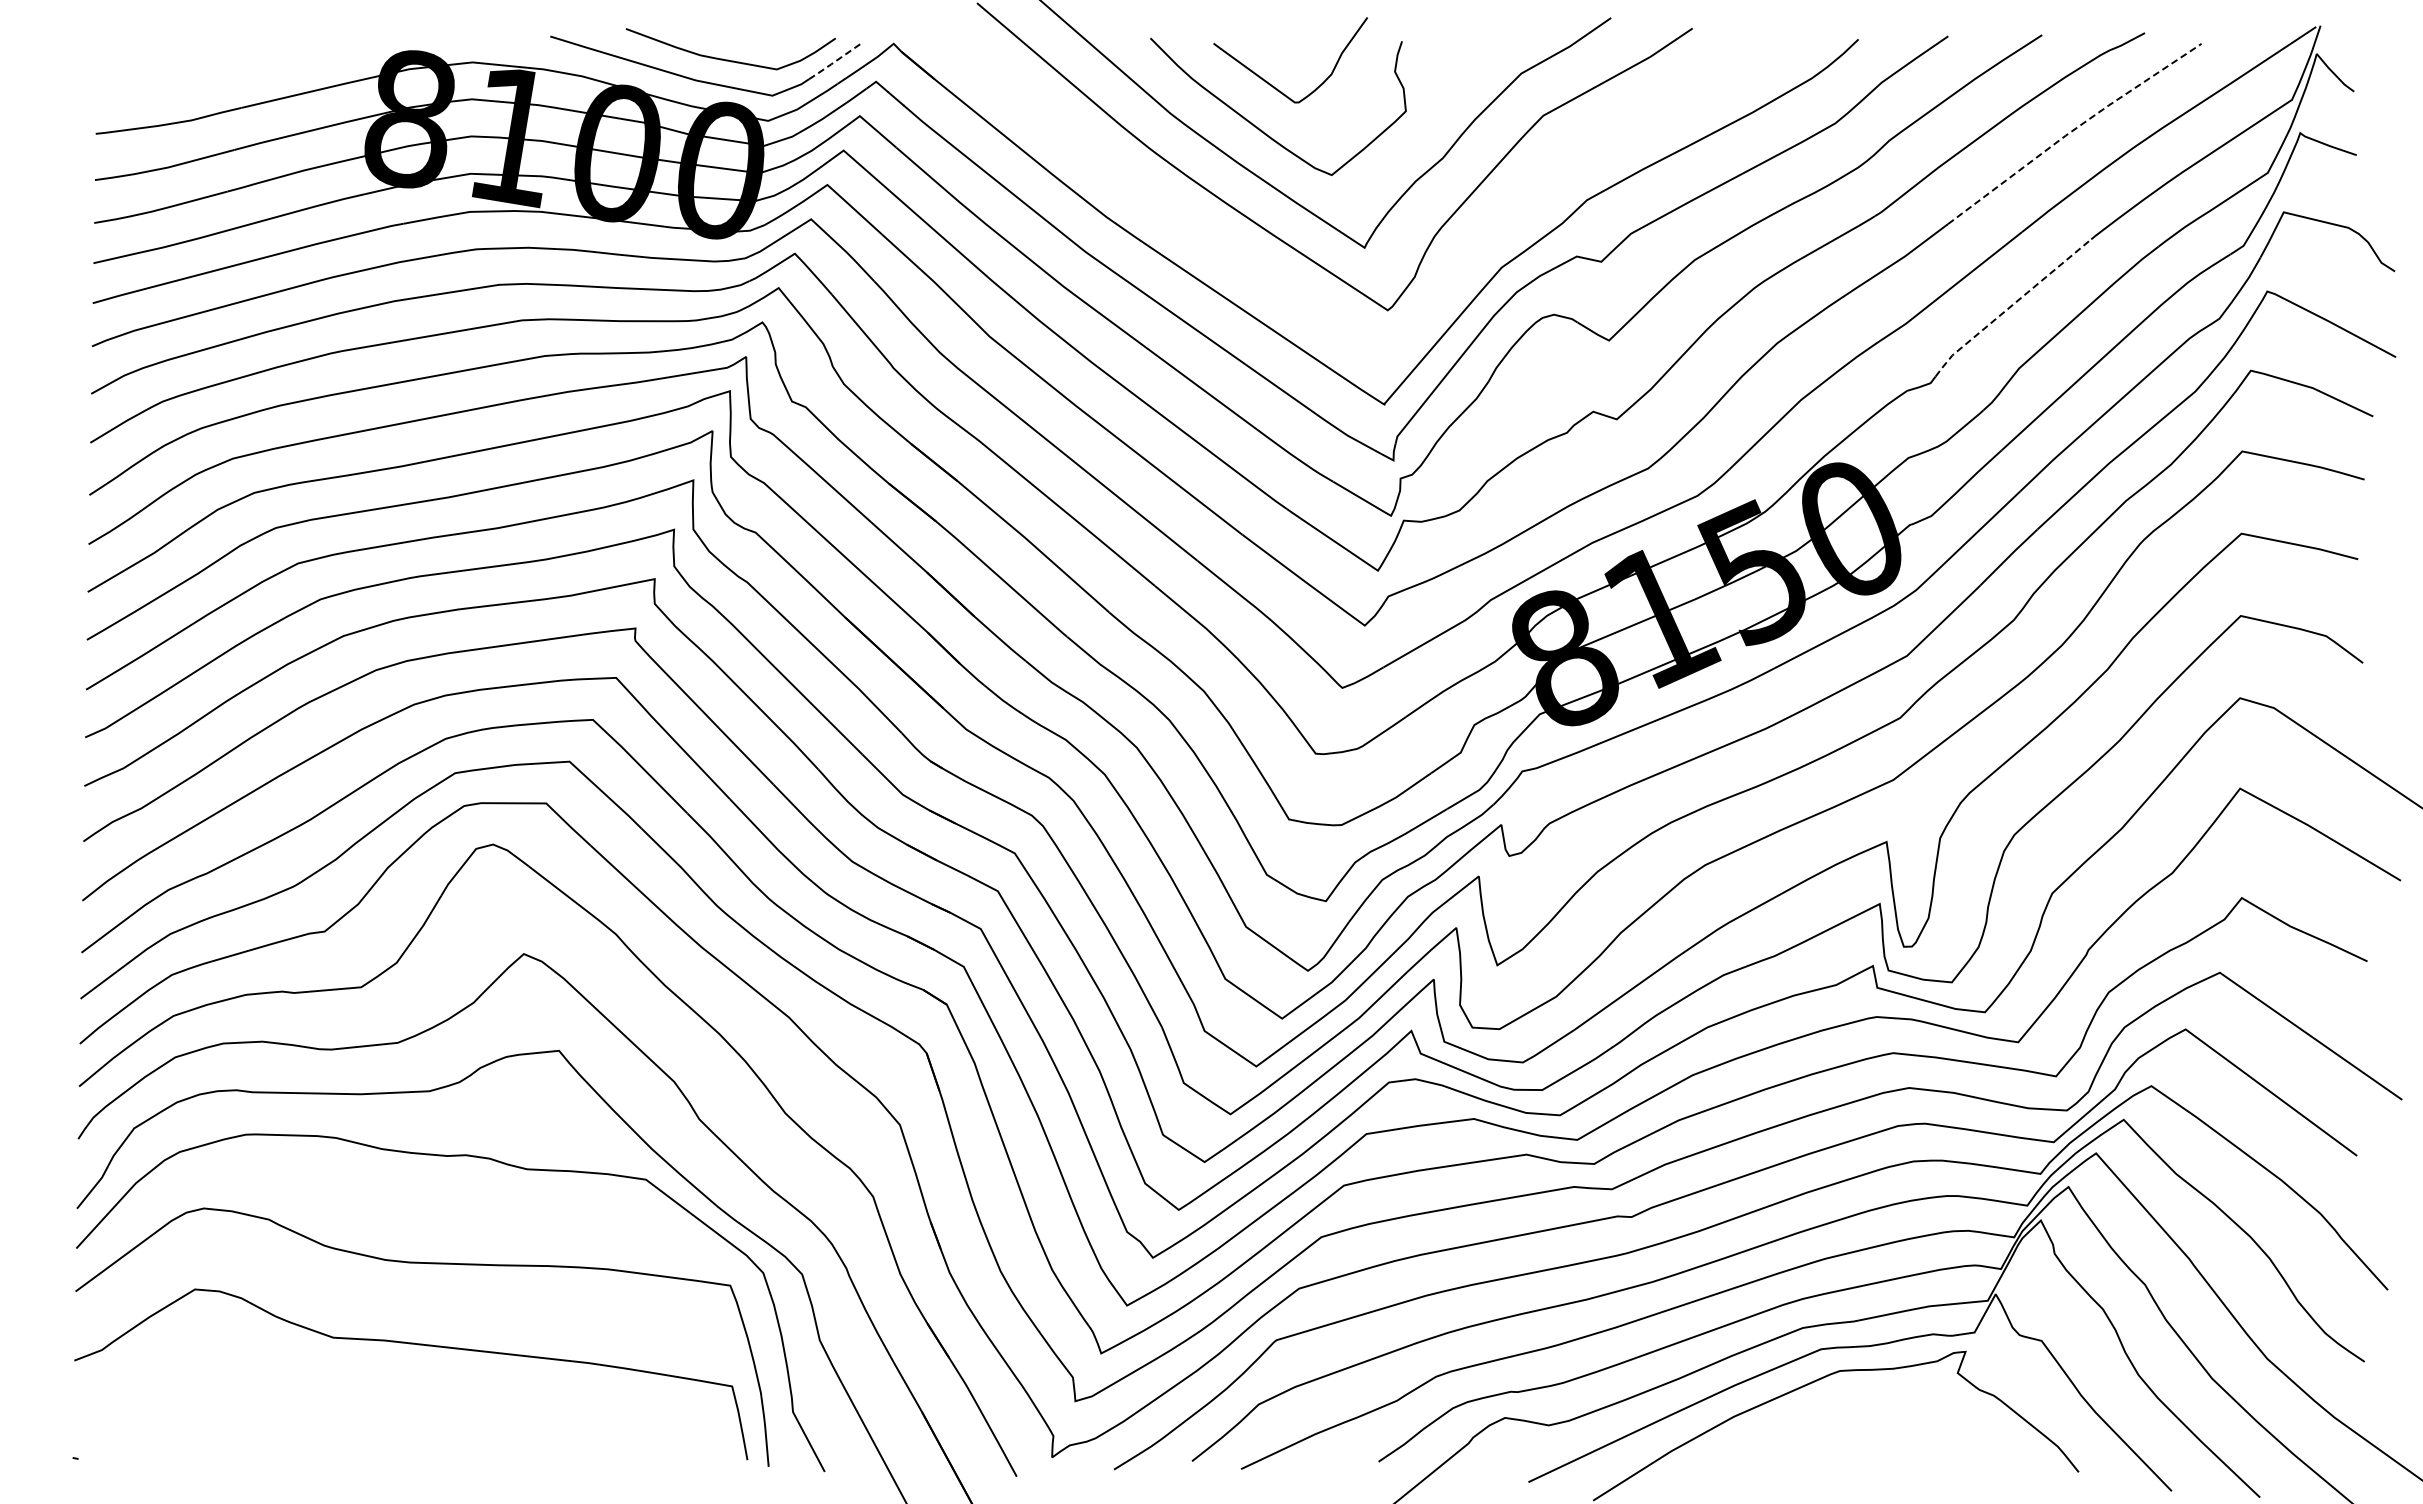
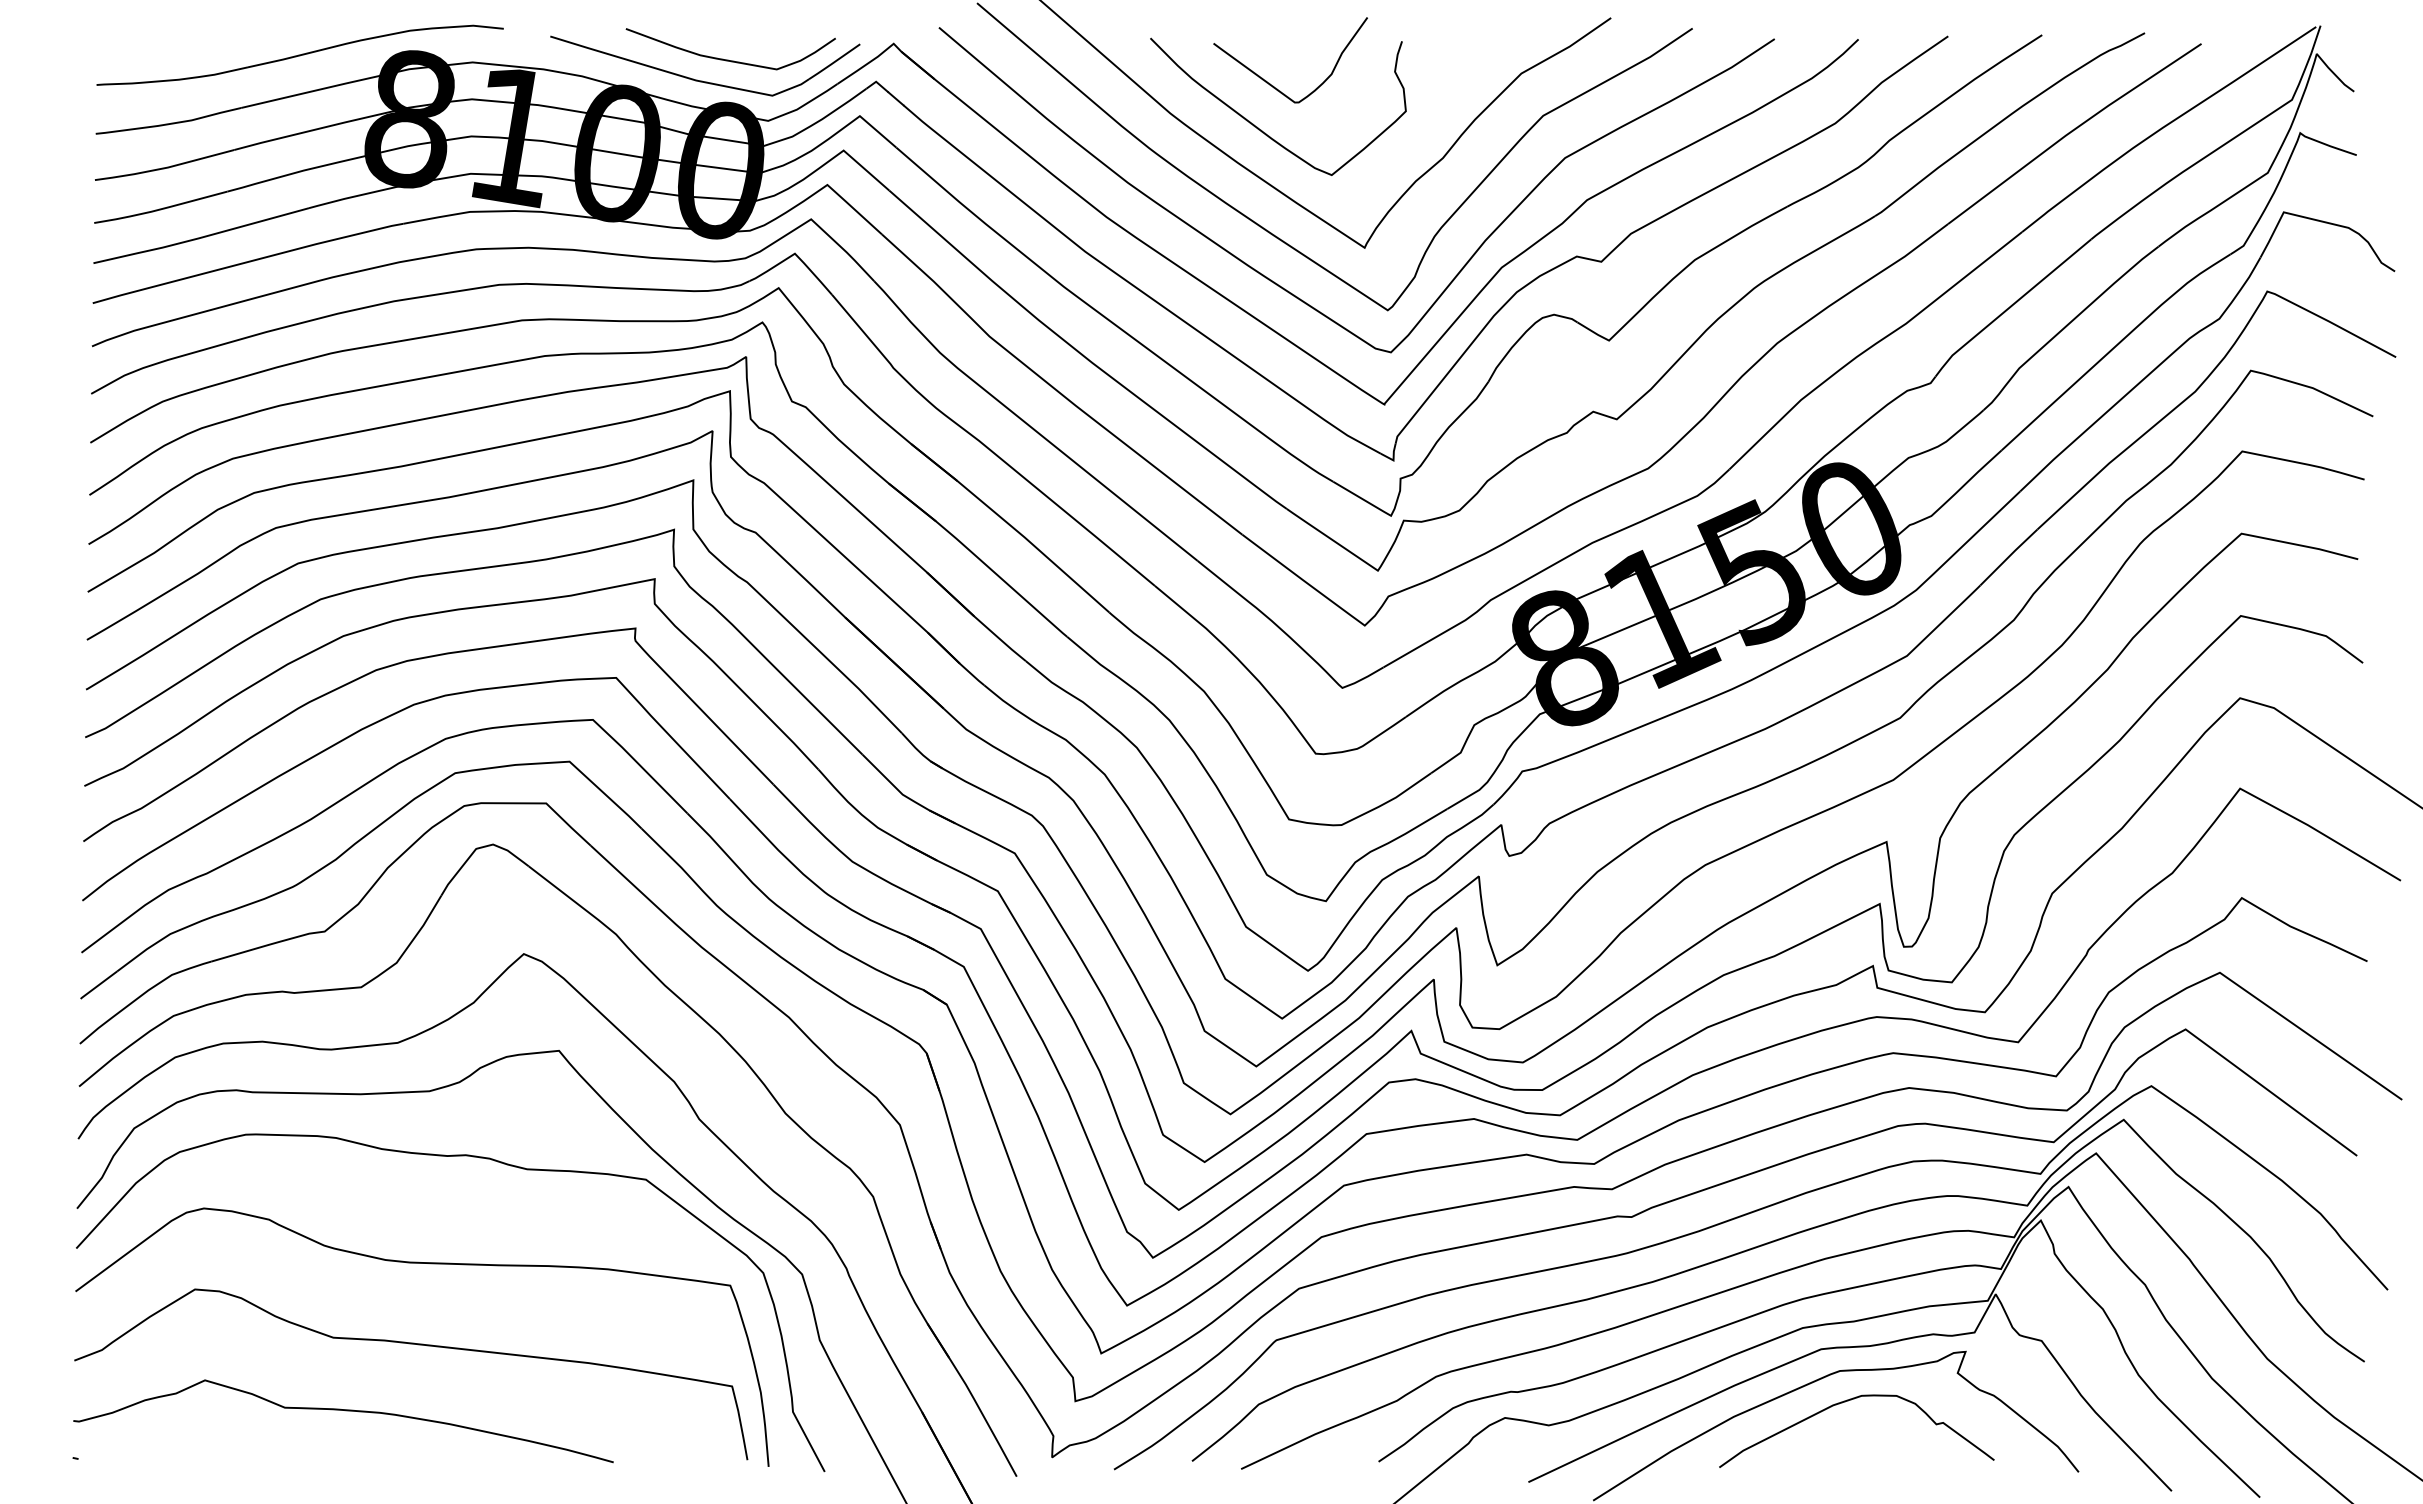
part: none -> present (299, 54)
line: dashed -> solid (833, 62)
line: dashed -> solid (2073, 130)
curve: none -> present (1288, 290)
line: dashed -> solid (2010, 306)
curve: none -> present (1848, 1401)
curve: none -> present (345, 1411)
